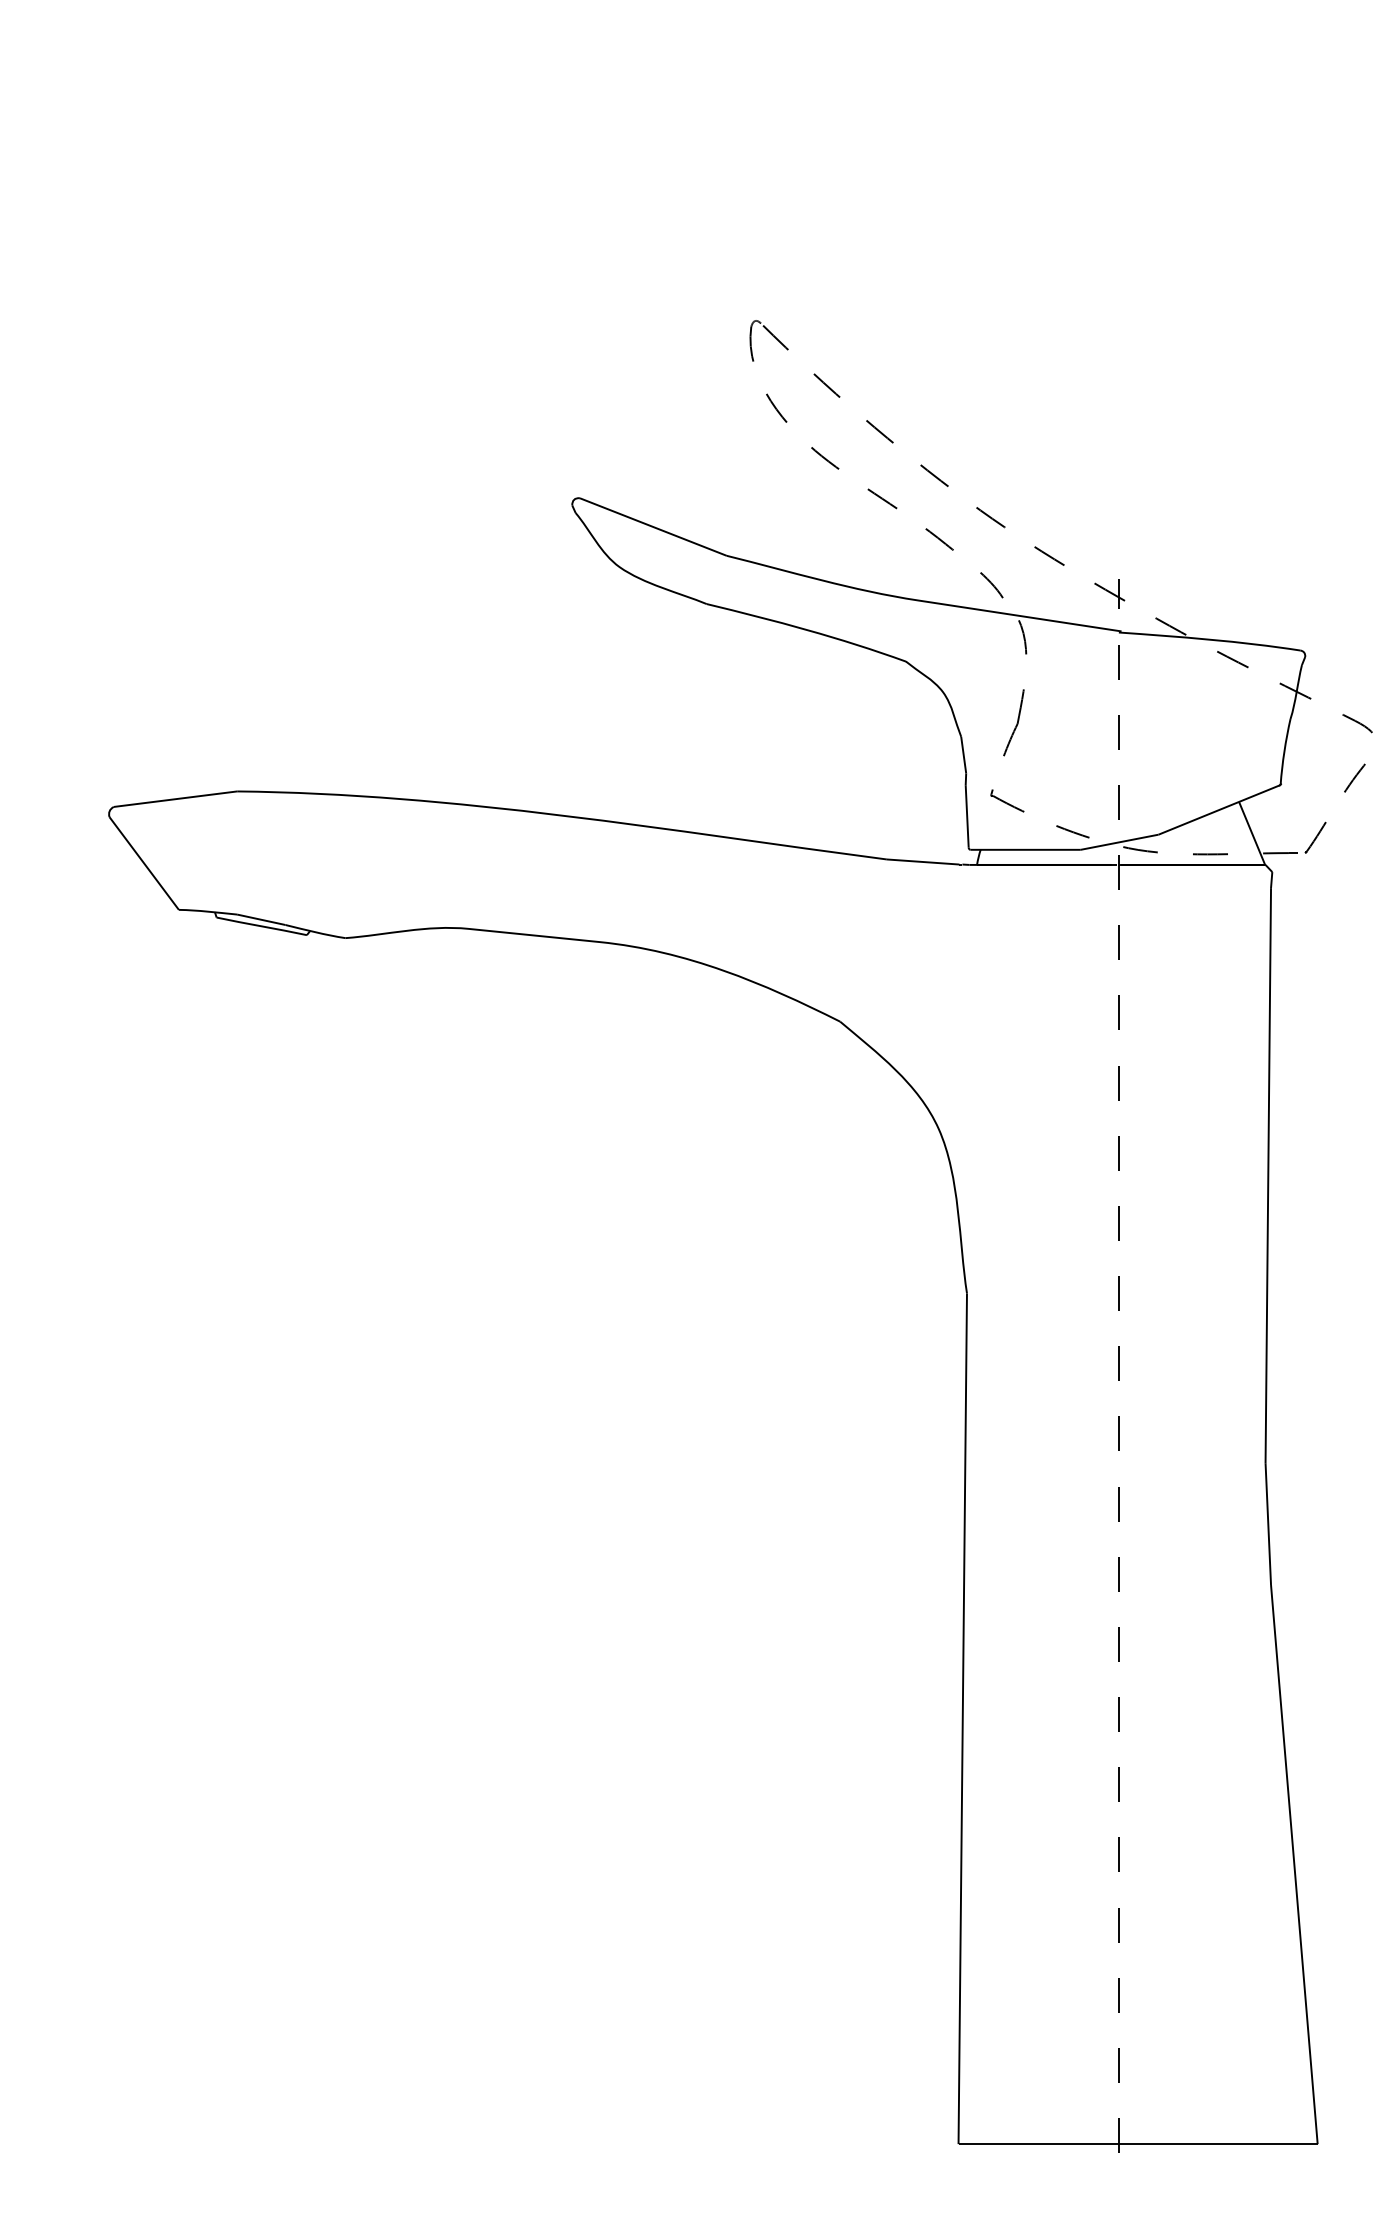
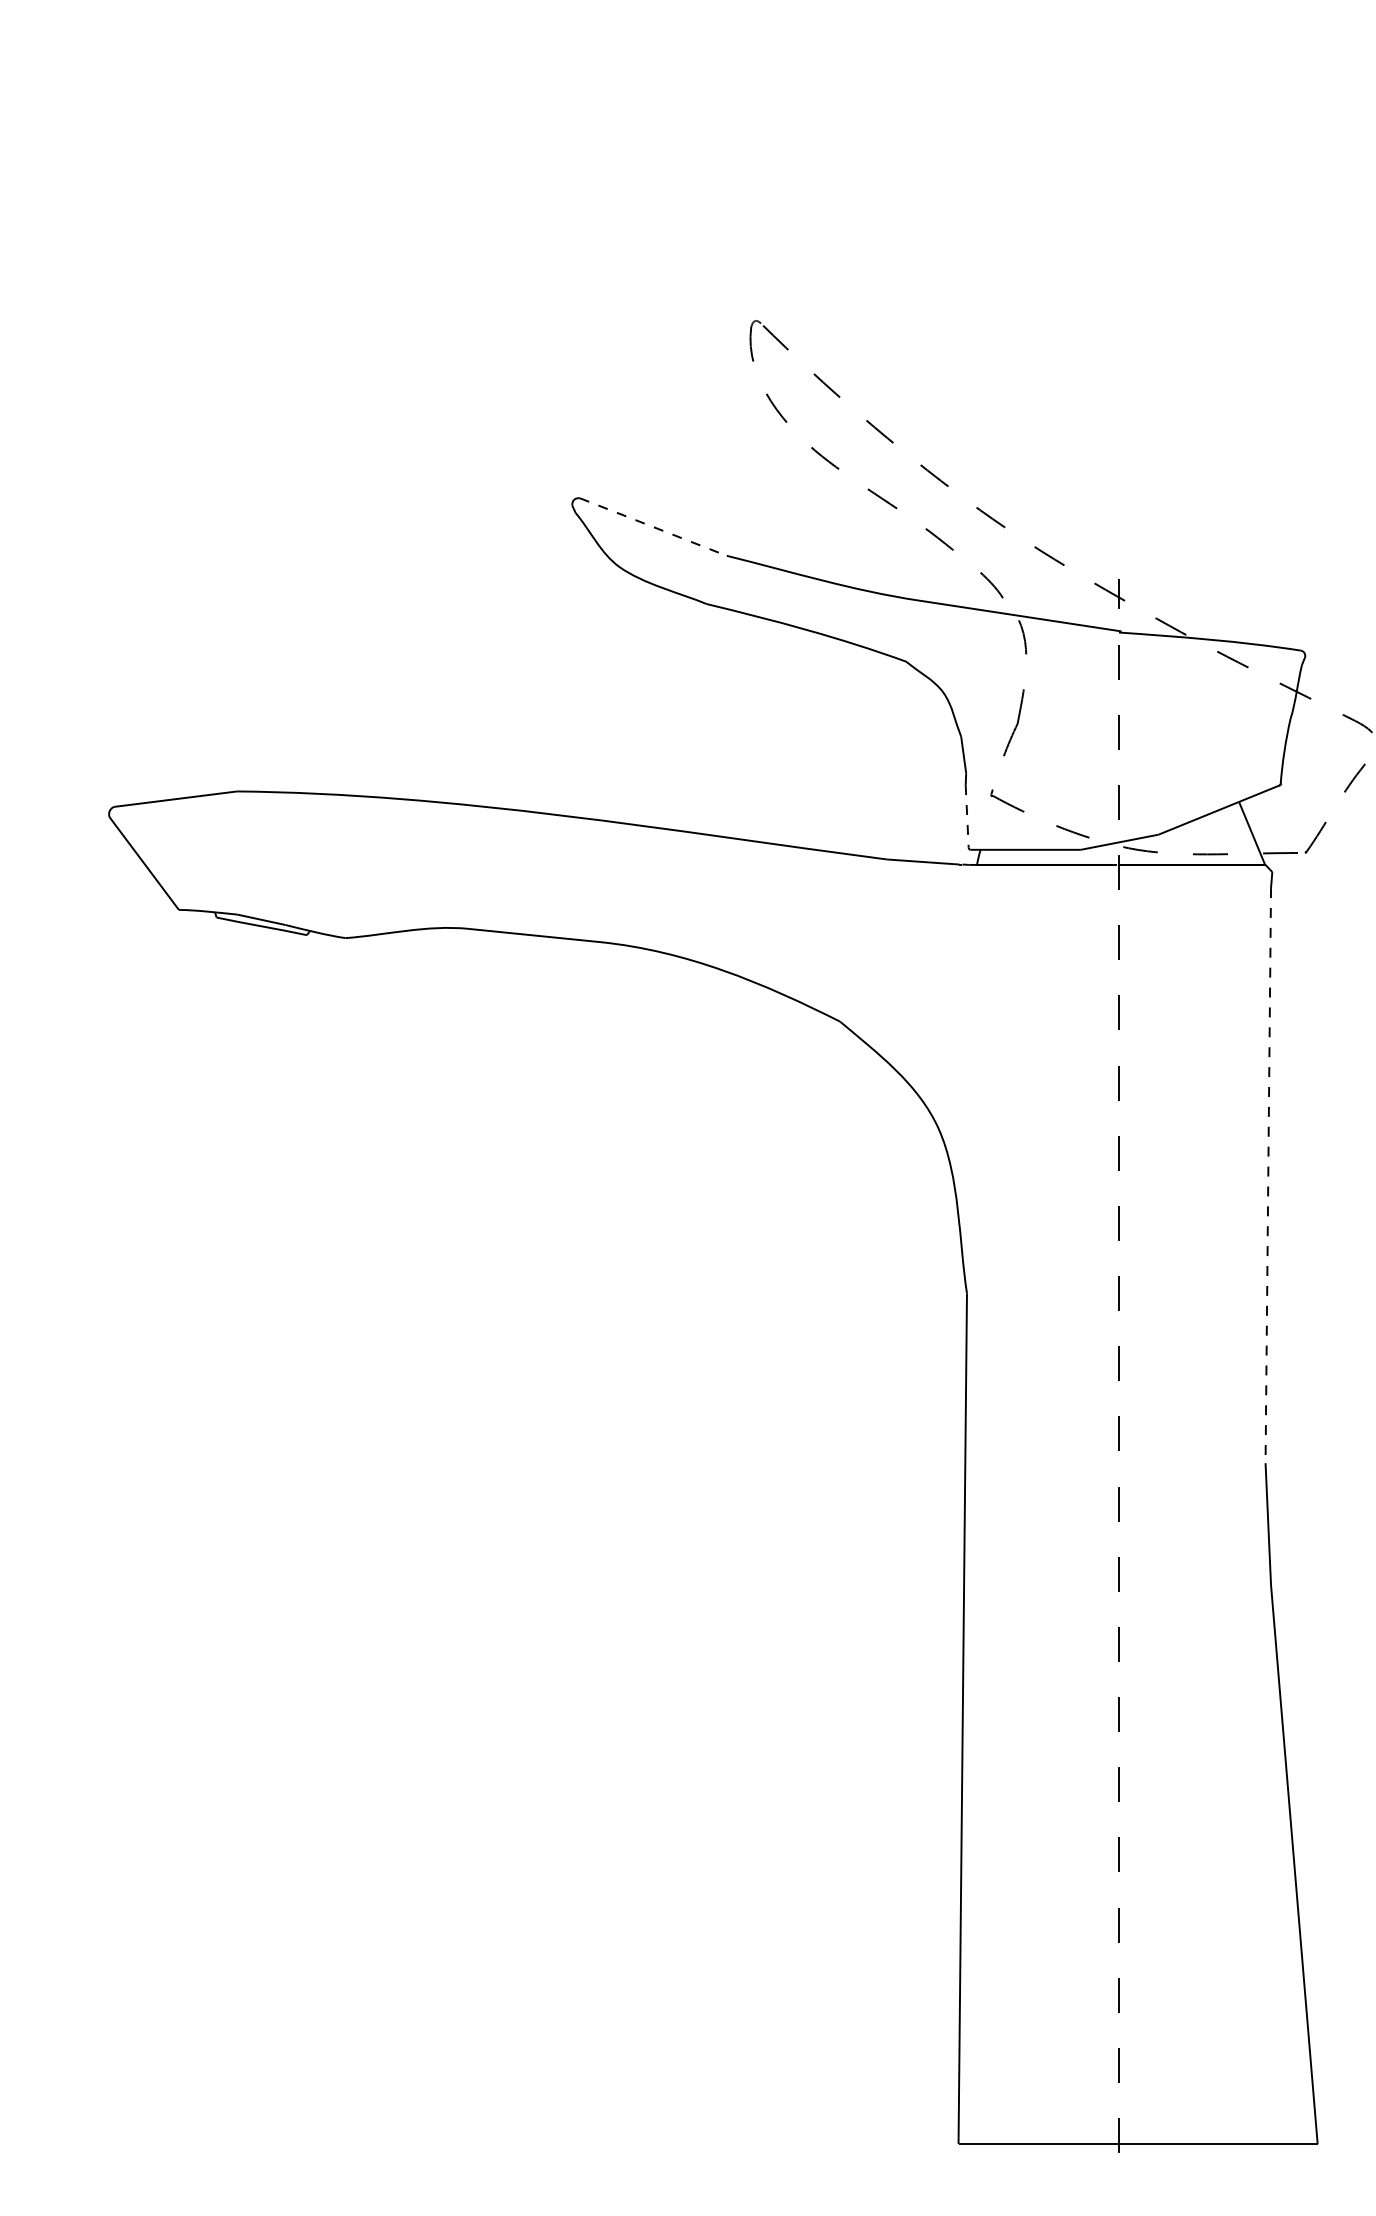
line: solid -> dashed (653, 527)
line: solid -> dashed (967, 816)
line: solid -> dashed (1268, 1175)
